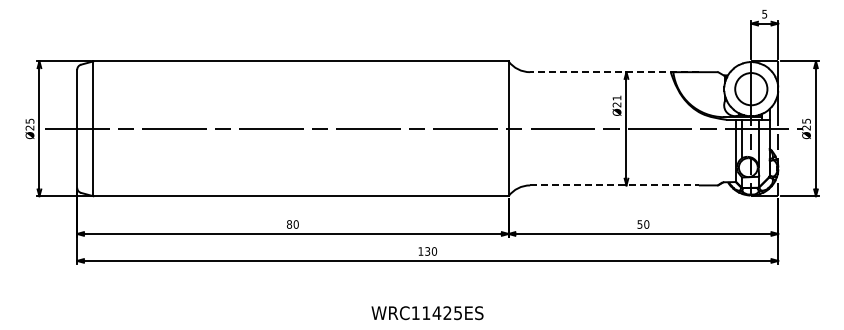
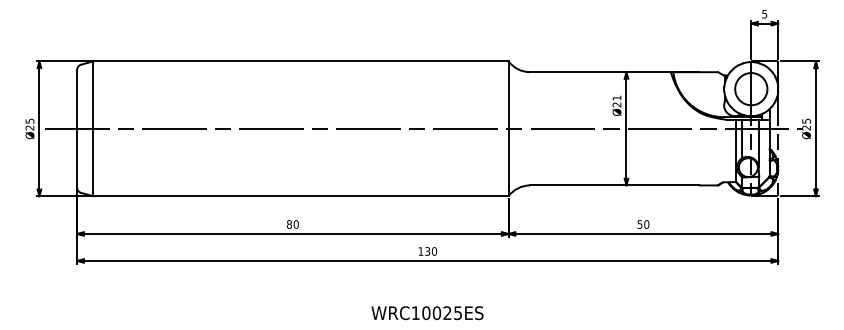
line: dashed -> solid (614, 72)
line: dashed -> solid (615, 185)
text: WRC11425ES -> WRC10025ES (431, 313)
